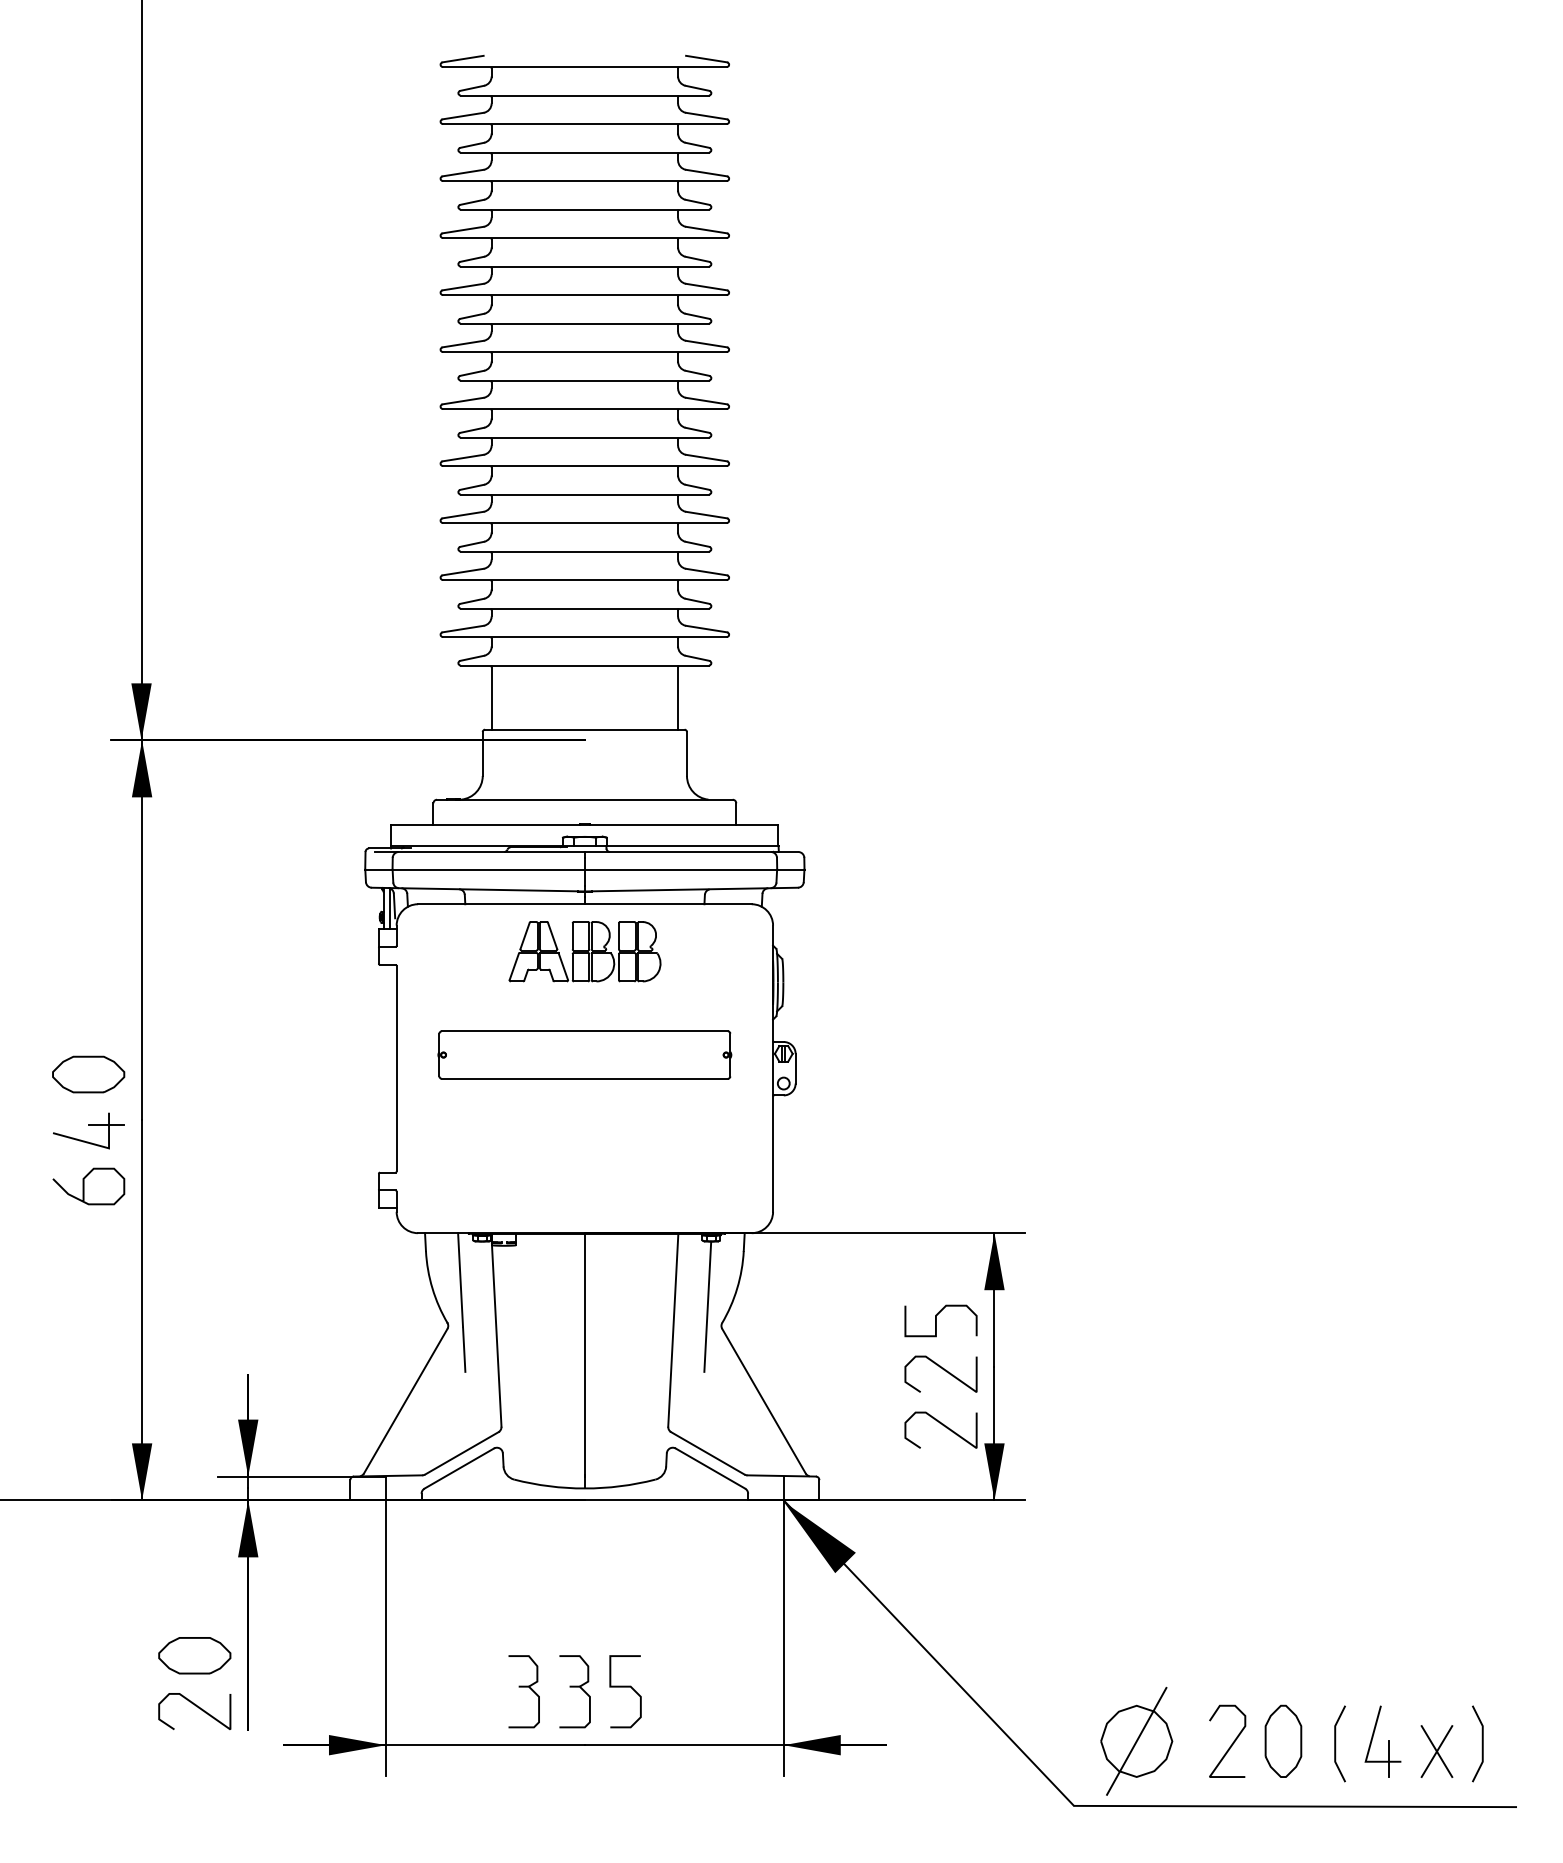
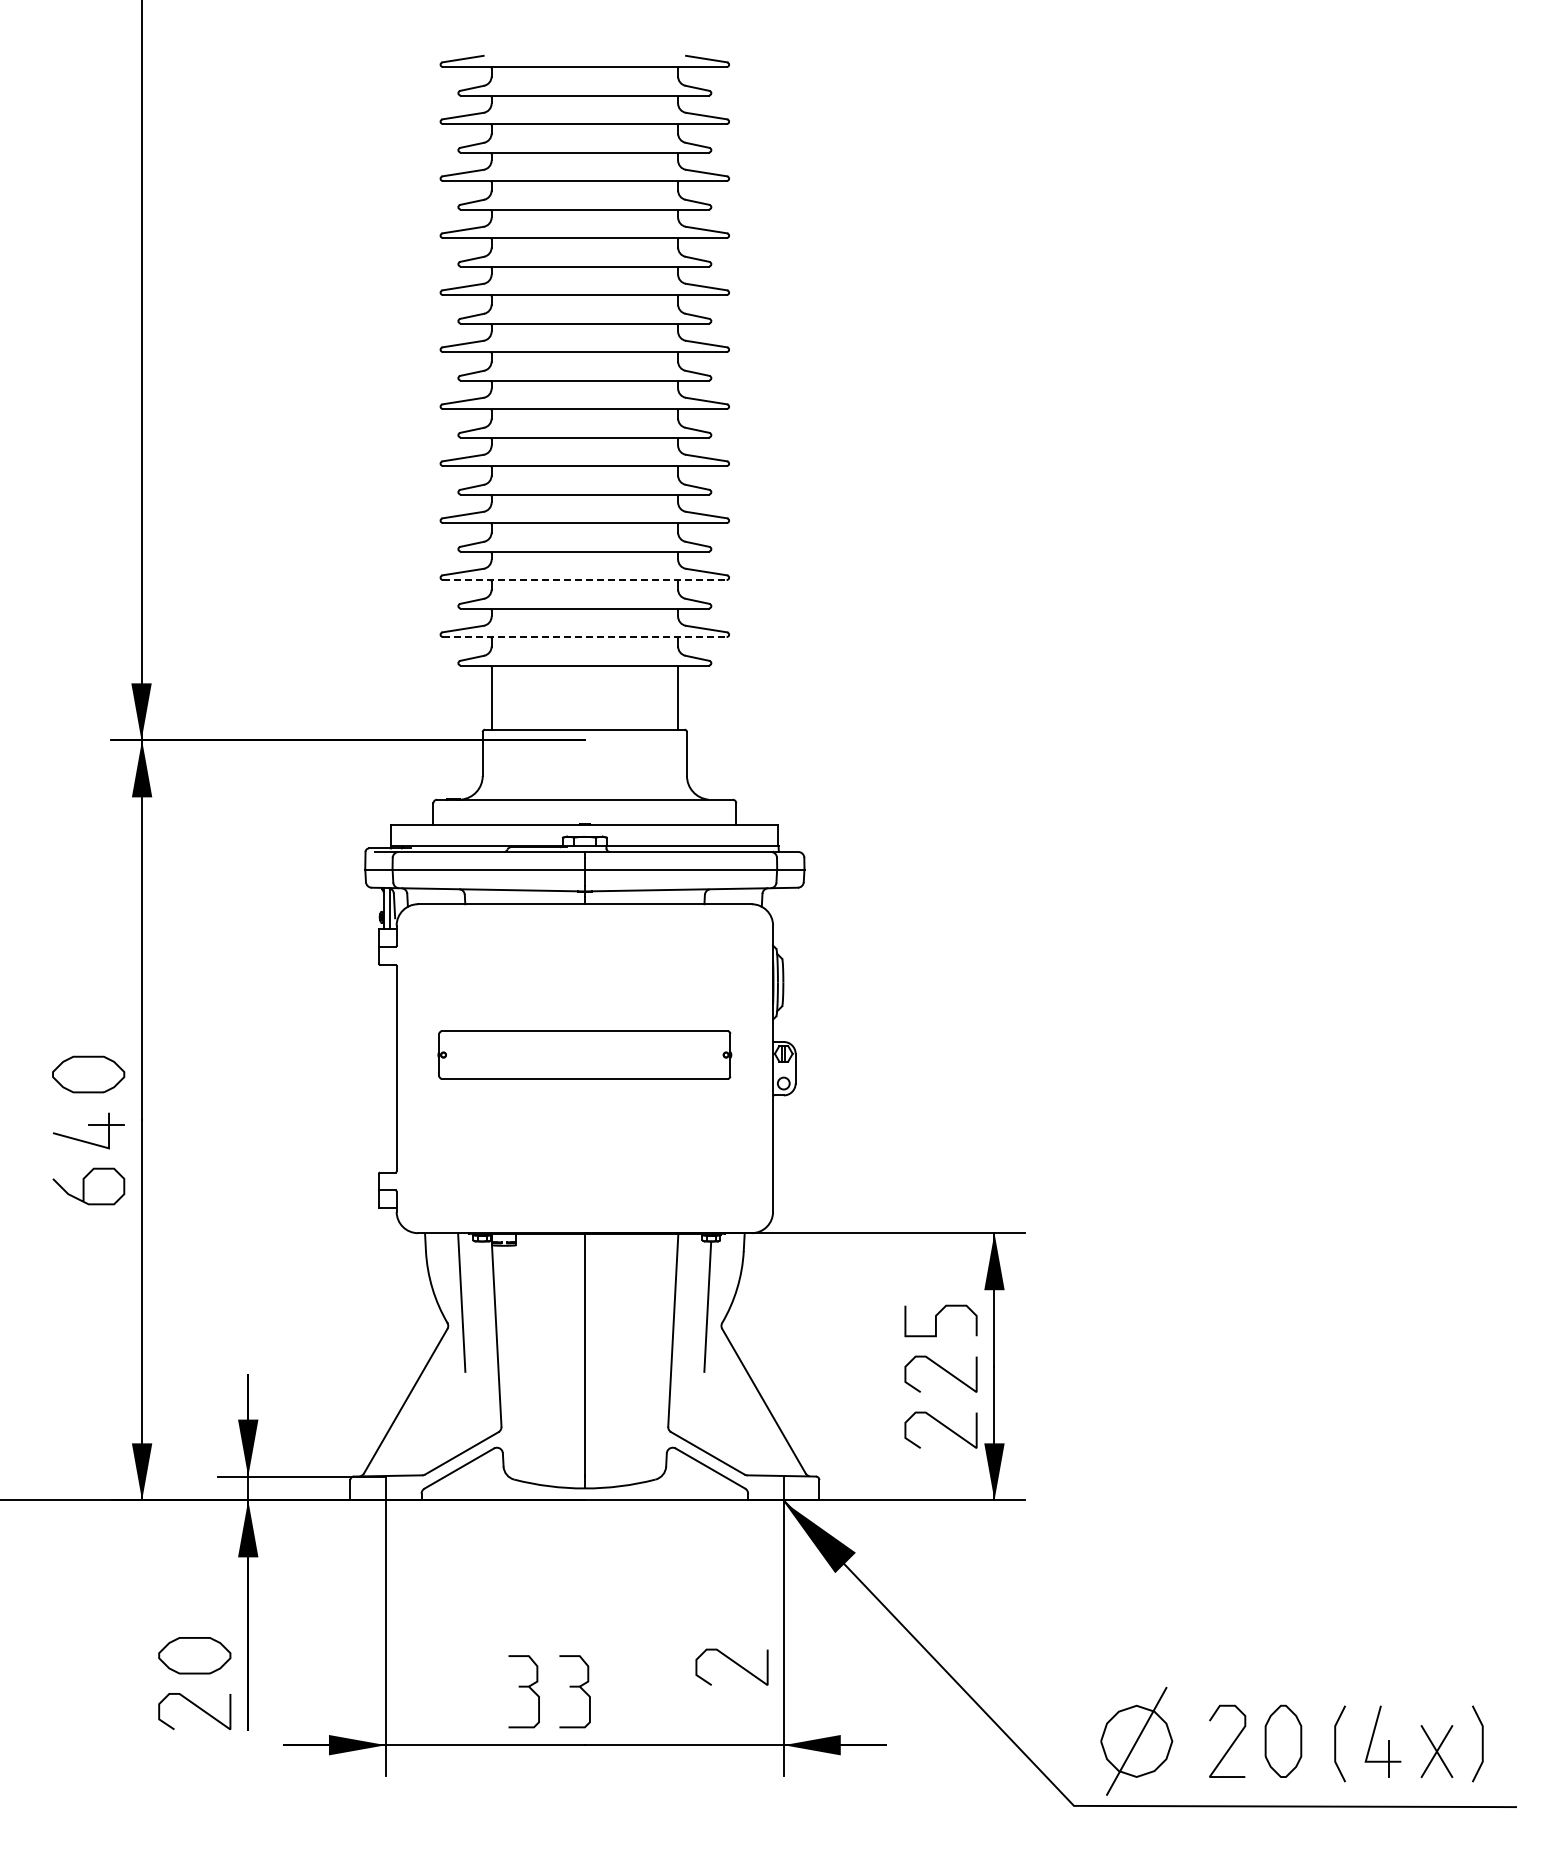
line: solid -> dashed (584, 580)
line: solid -> dashed (584, 637)
part: present -> none (584, 951)
curve: none -> present (734, 1663)
curve: present -> none (625, 1687)
